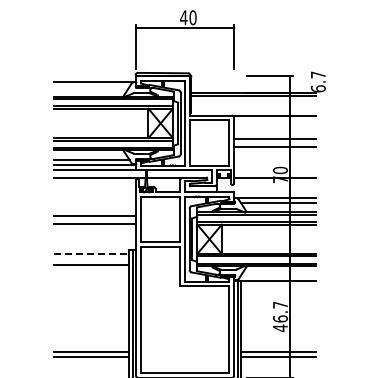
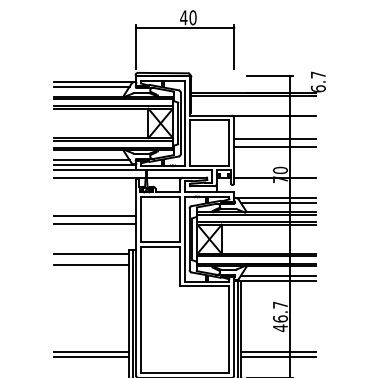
line: none -> present (91, 86)
line: dashed -> solid (92, 254)
line: none -> present (277, 275)
